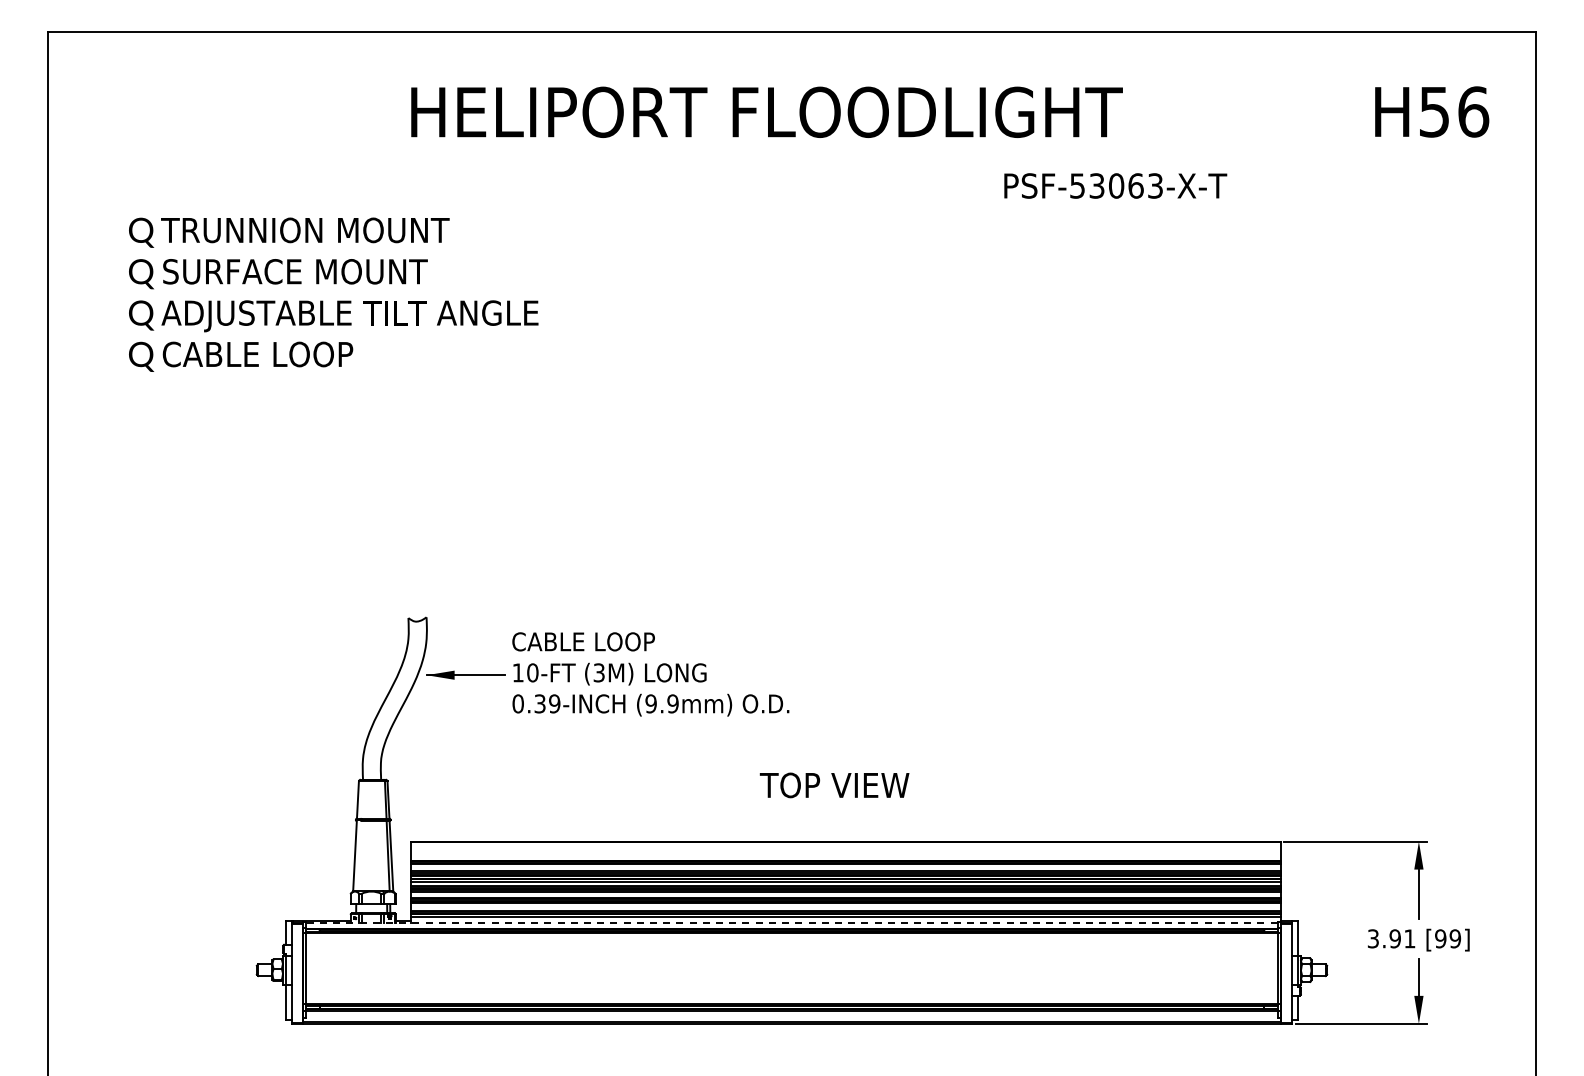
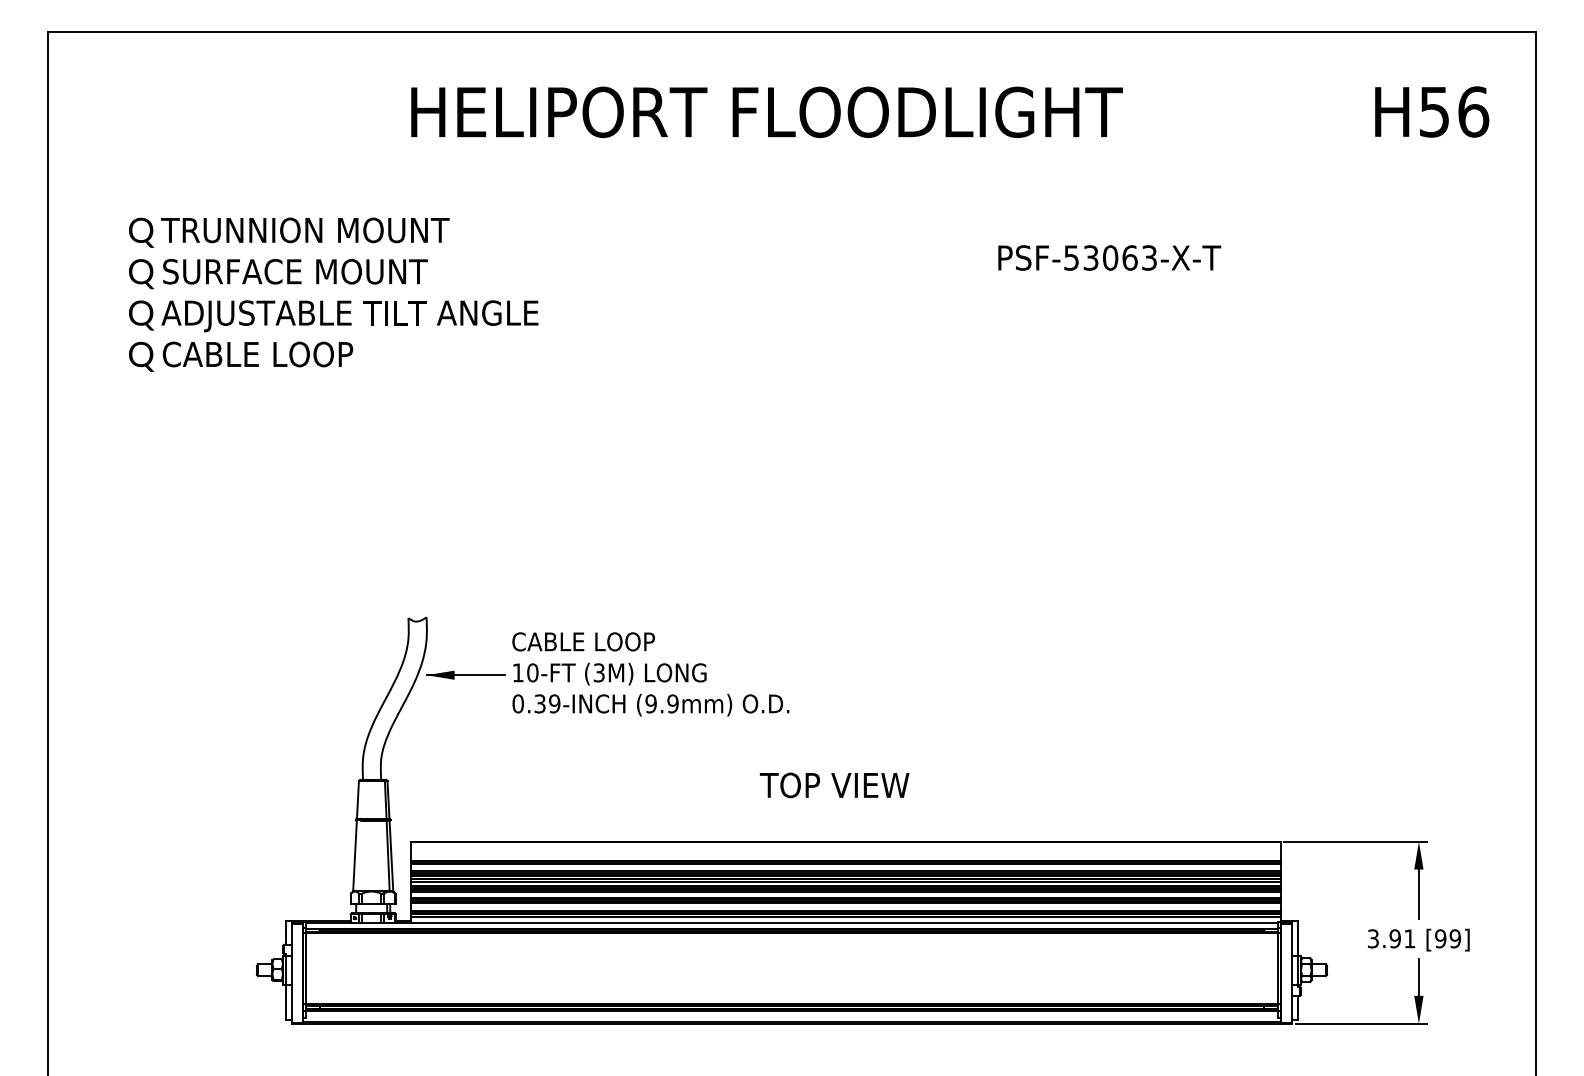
text position: (1115, 185) -> (1109, 257) (1109, 257)
line: dashed -> solid (792, 922)
